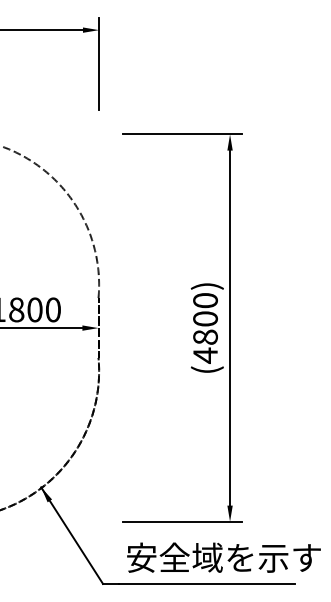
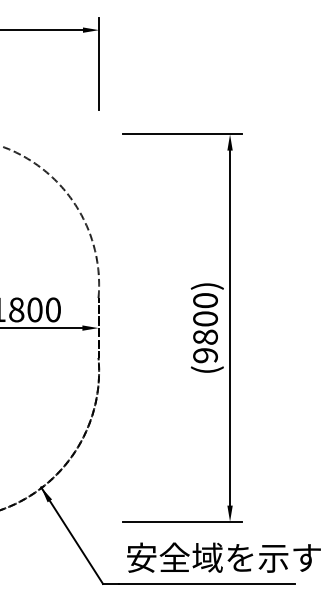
text: (4800) -> (9800) (205, 355)
